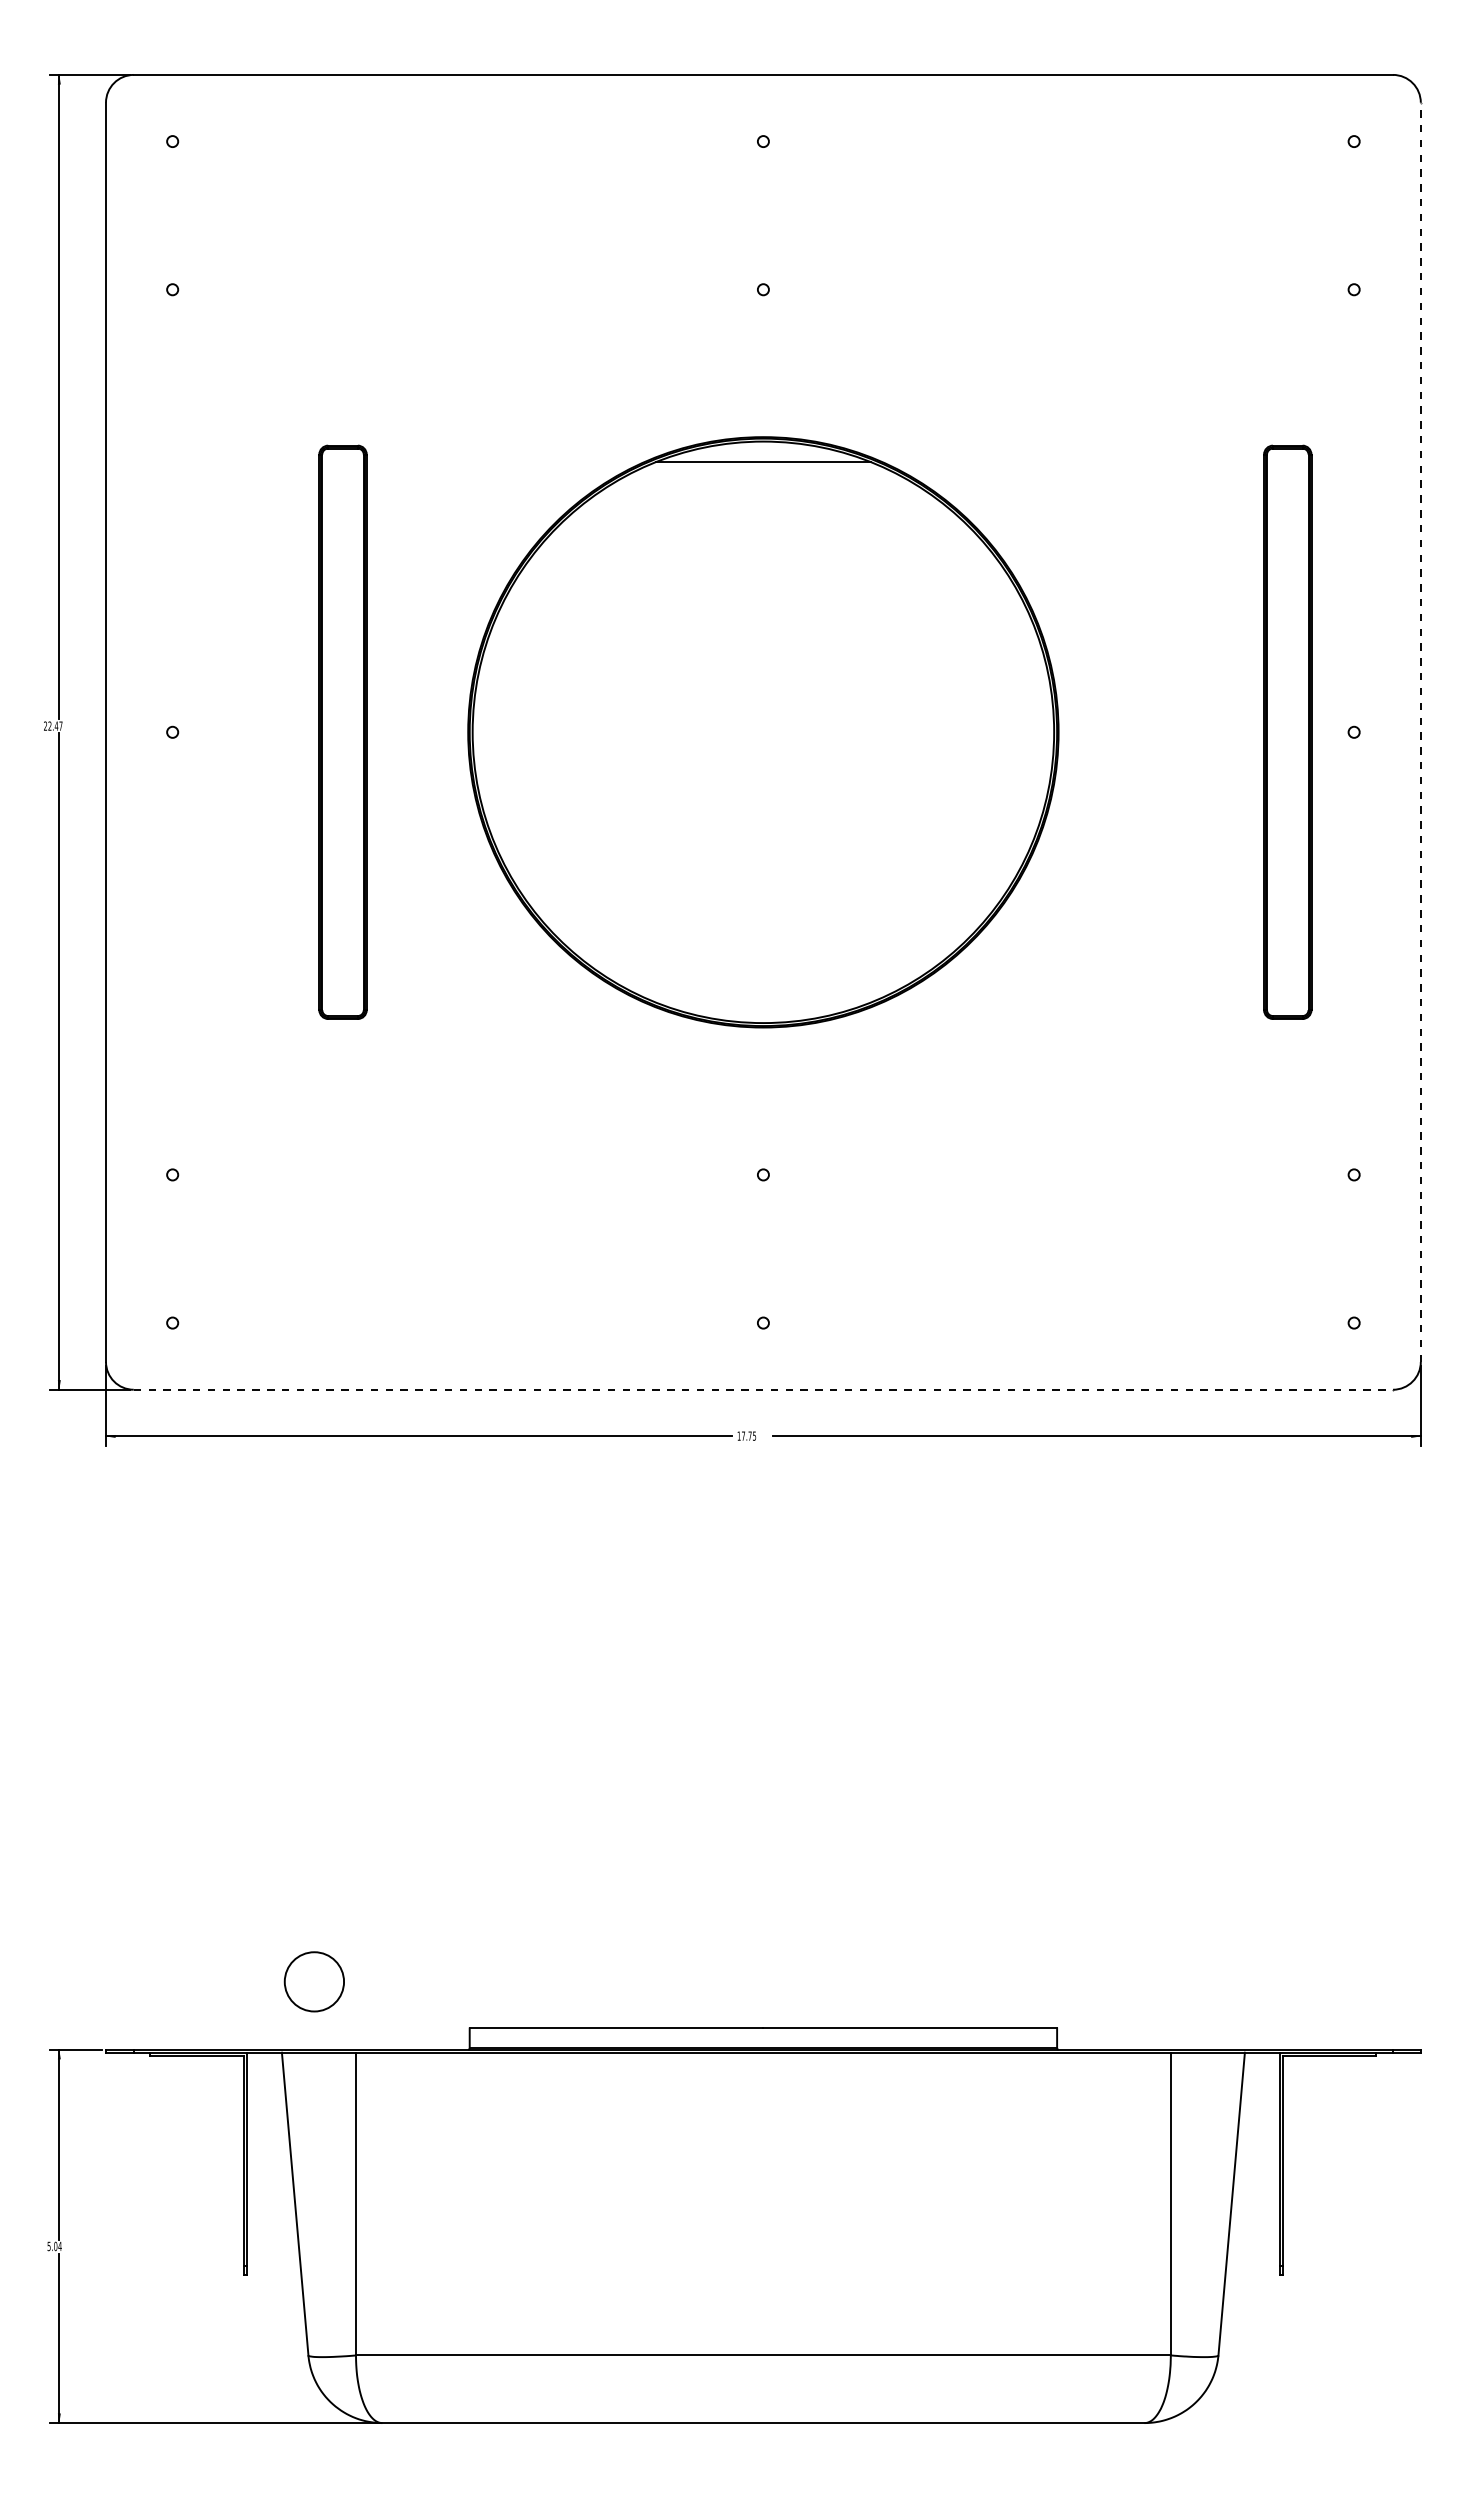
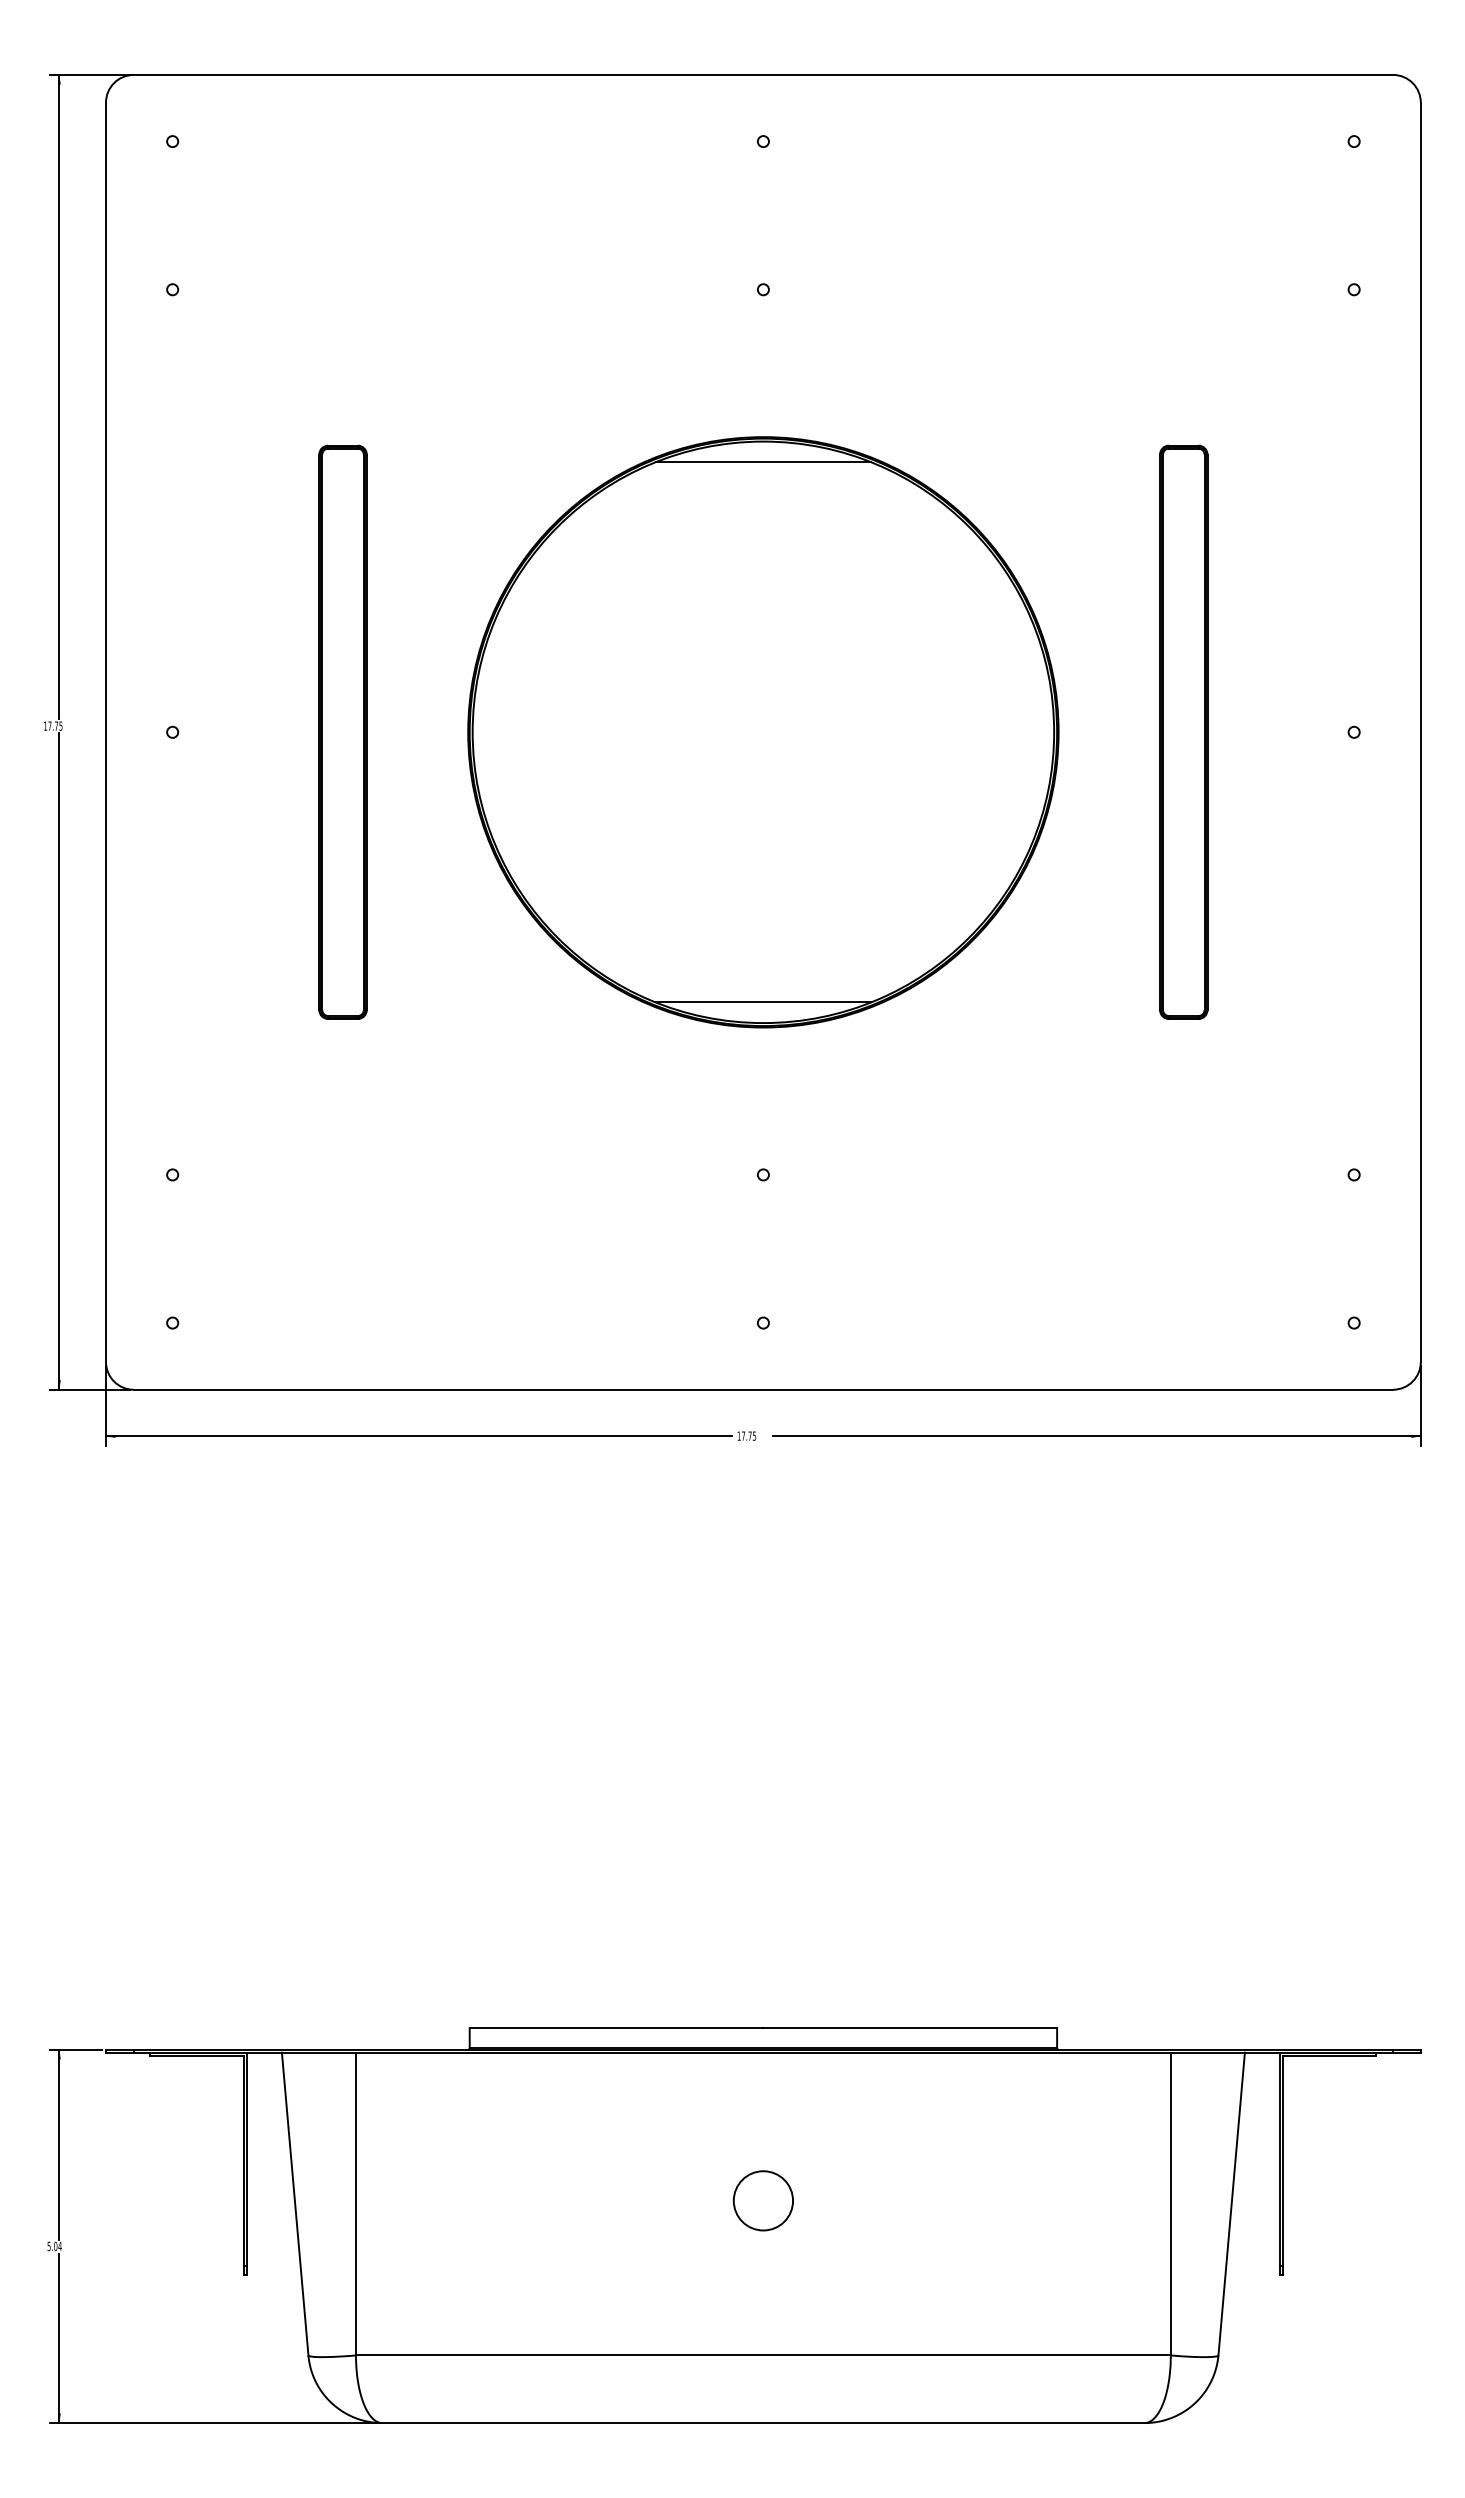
text: 22.47 -> 17.75 (53, 725)
part position: (1287, 731) -> (1183, 731) (1183, 731)
line: dashed -> solid (1420, 732)
line: none -> present (763, 1002)
line: dashed -> solid (763, 1389)
circle position: (313, 1981) -> (762, 2200) (762, 2200)
